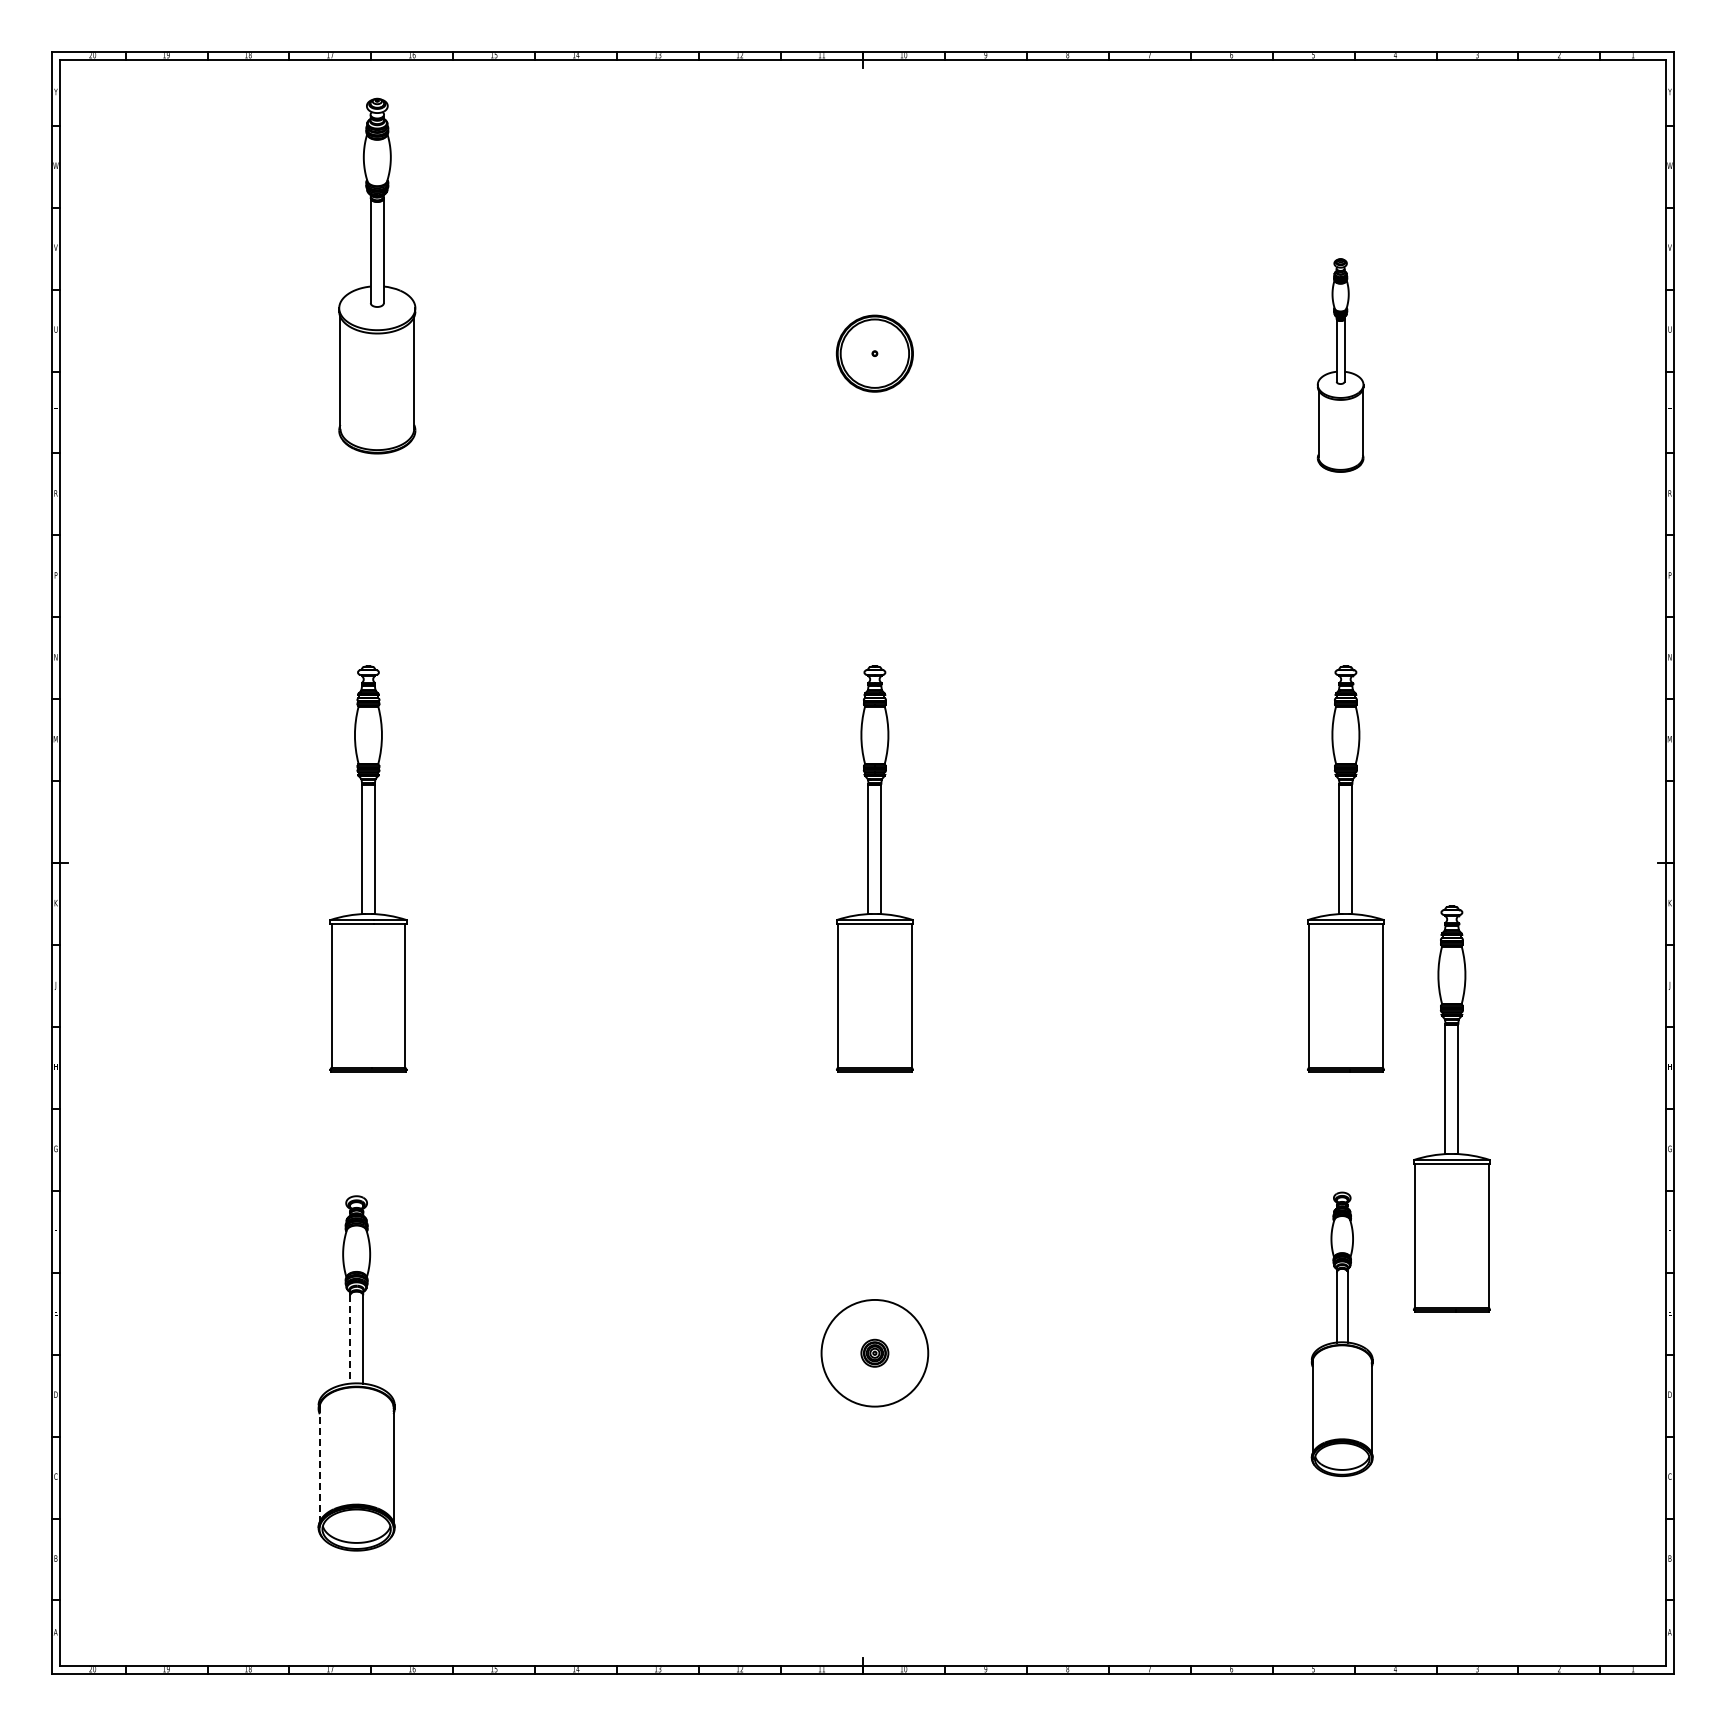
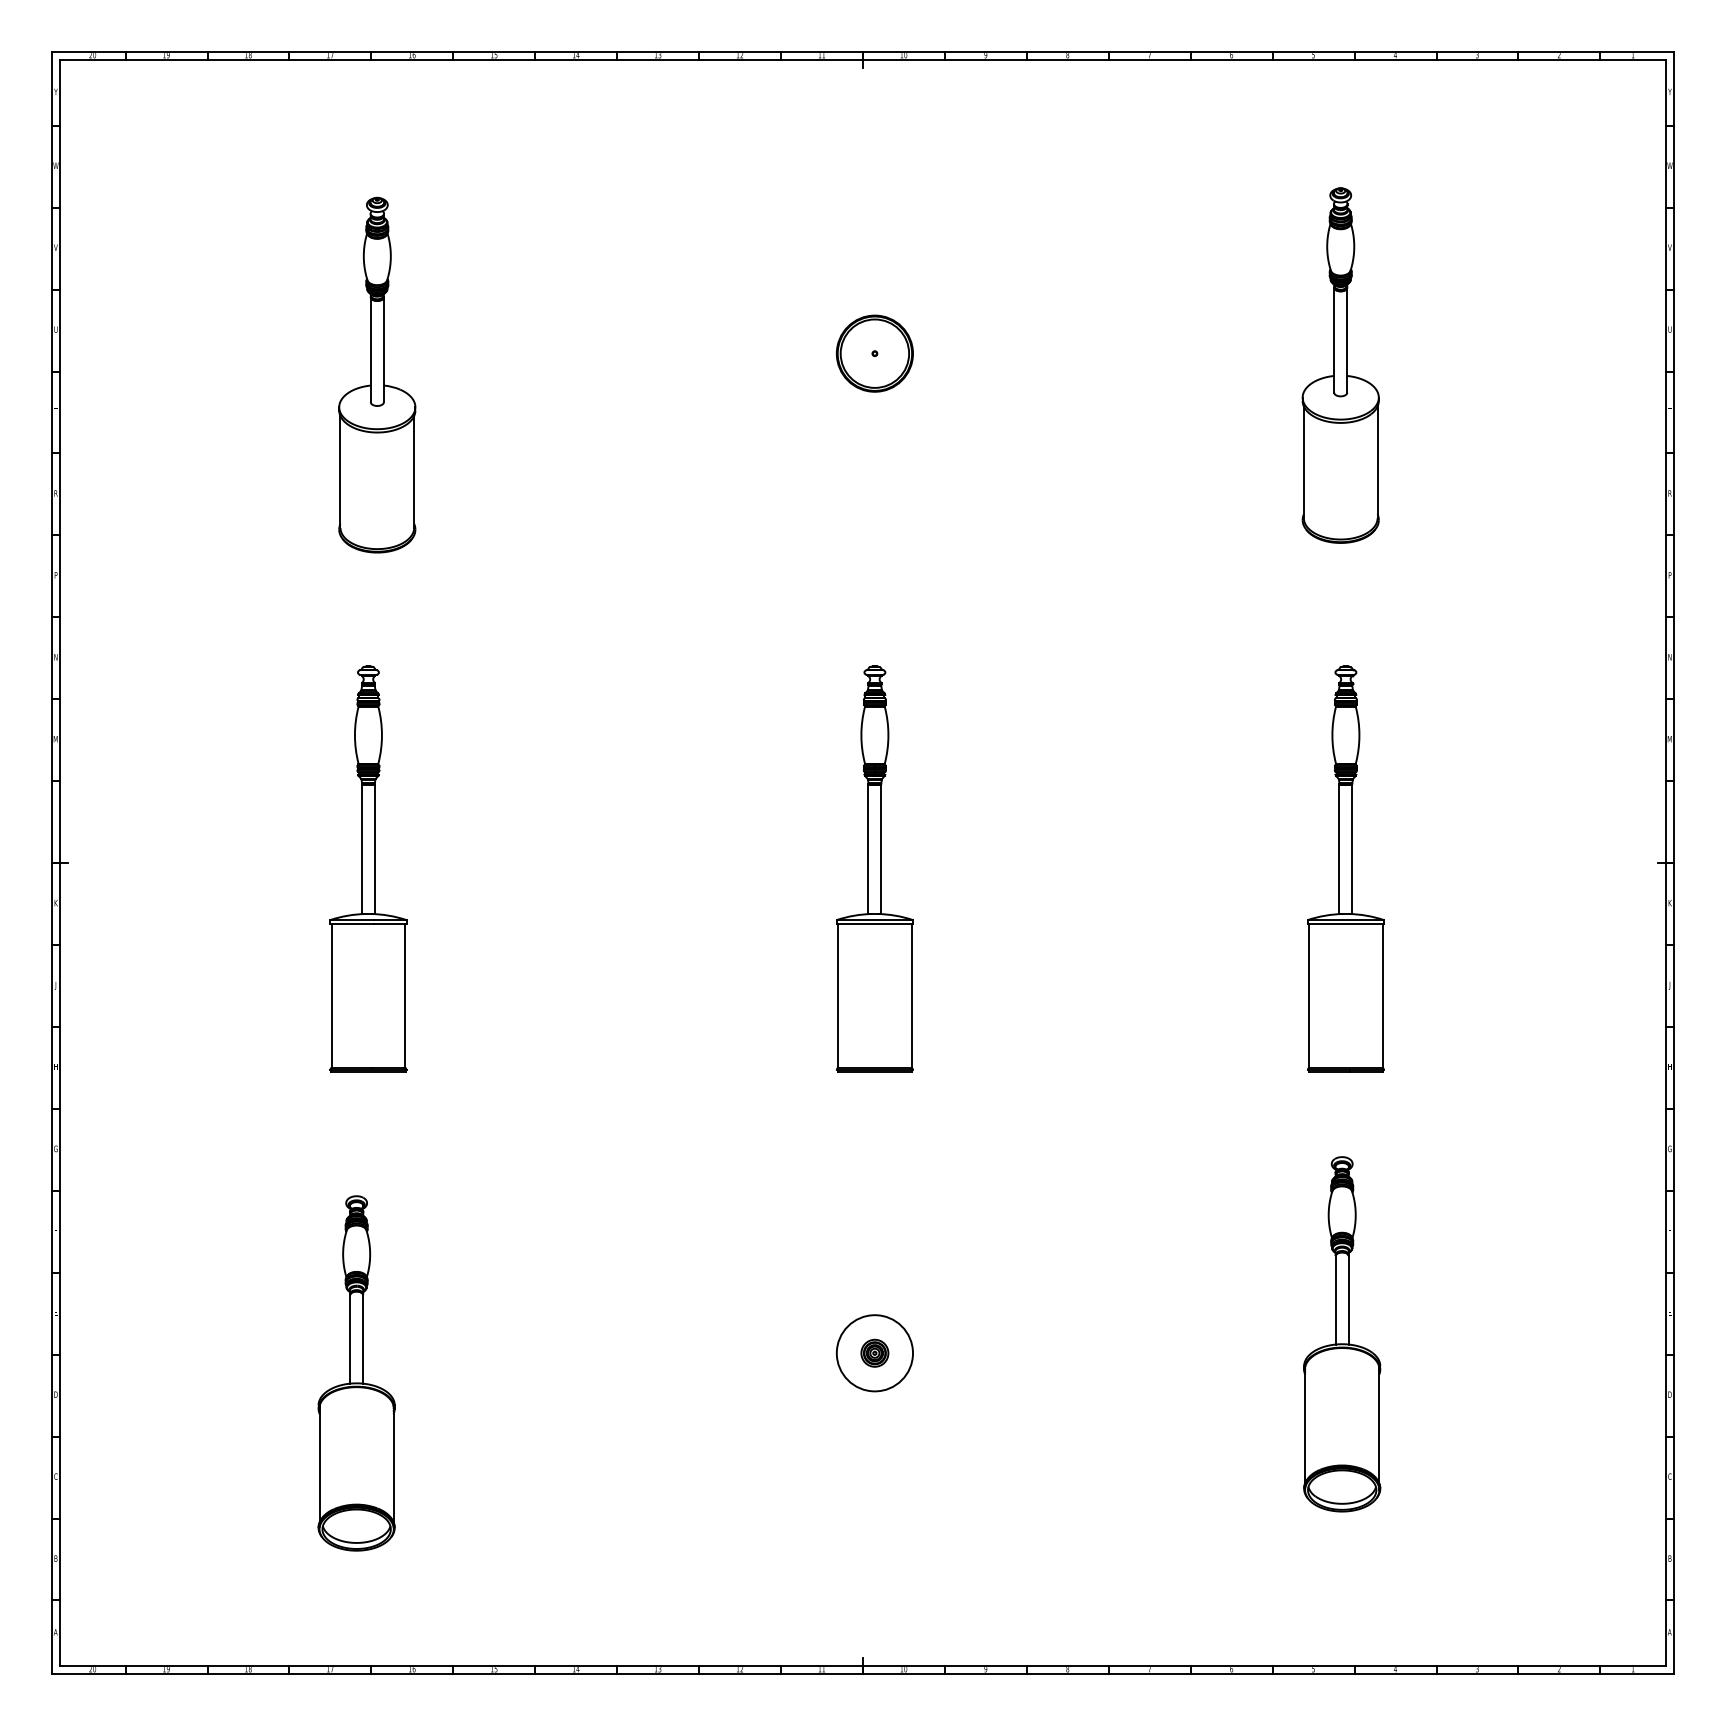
part position: (377, 275) -> (377, 374) (377, 374)
part size: 49x215 px -> 79x357 px (1340, 365)
part: present -> none (1451, 1108)
part size: 64x287 px -> 79x357 px (1342, 1334)
line: dashed -> solid (350, 1339)
circle diameter: 107 px -> 76 px (874, 1353)
line: dashed -> solid (319, 1464)
